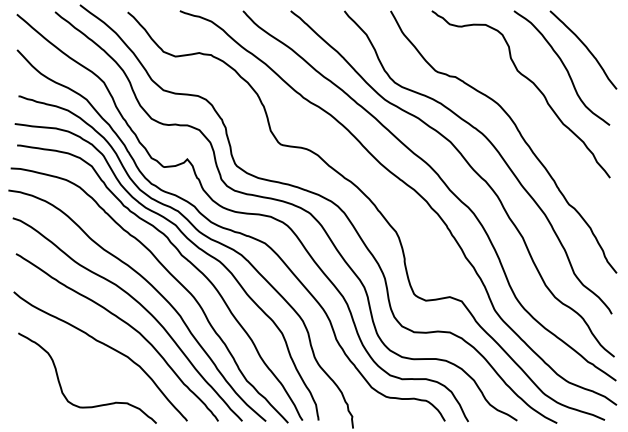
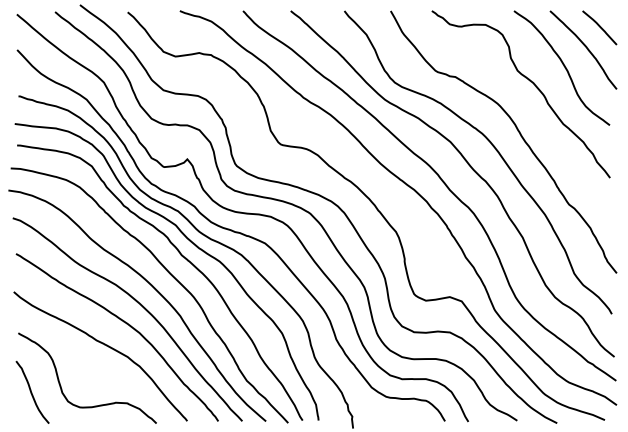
curve: none -> present (599, 27)
curve: none -> present (31, 391)
